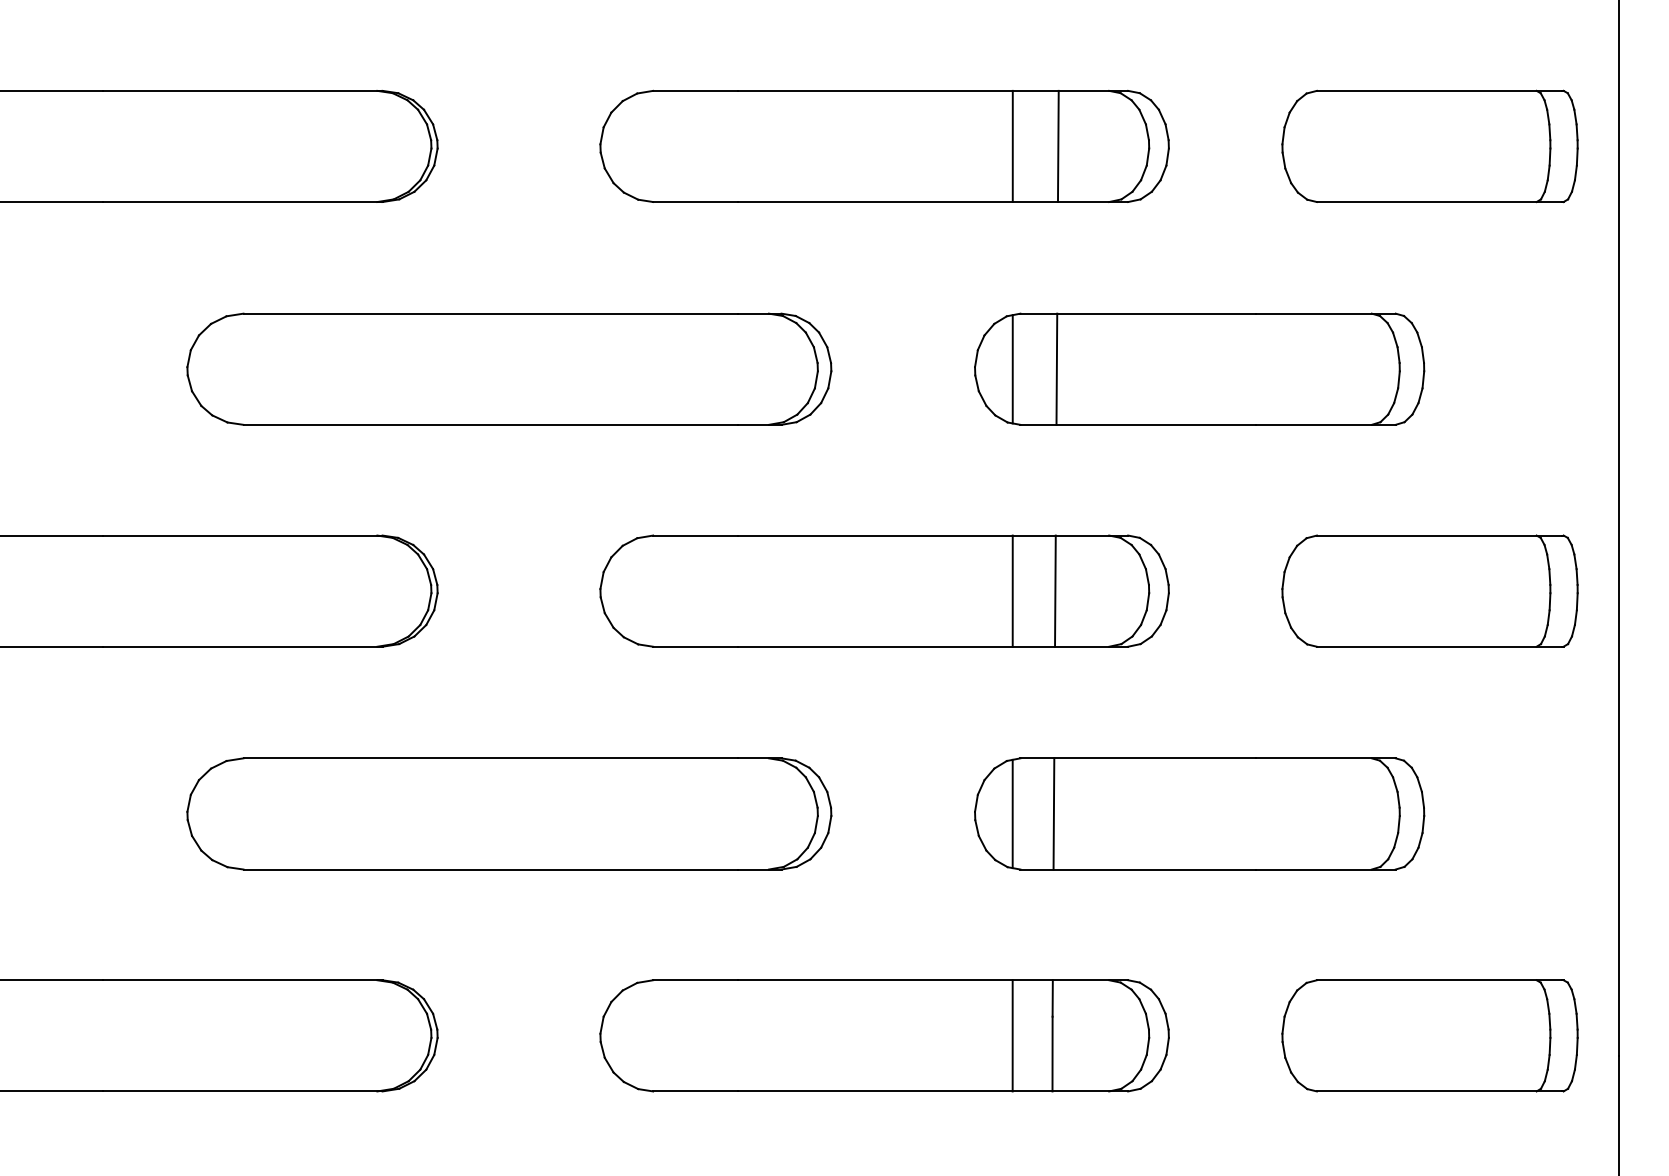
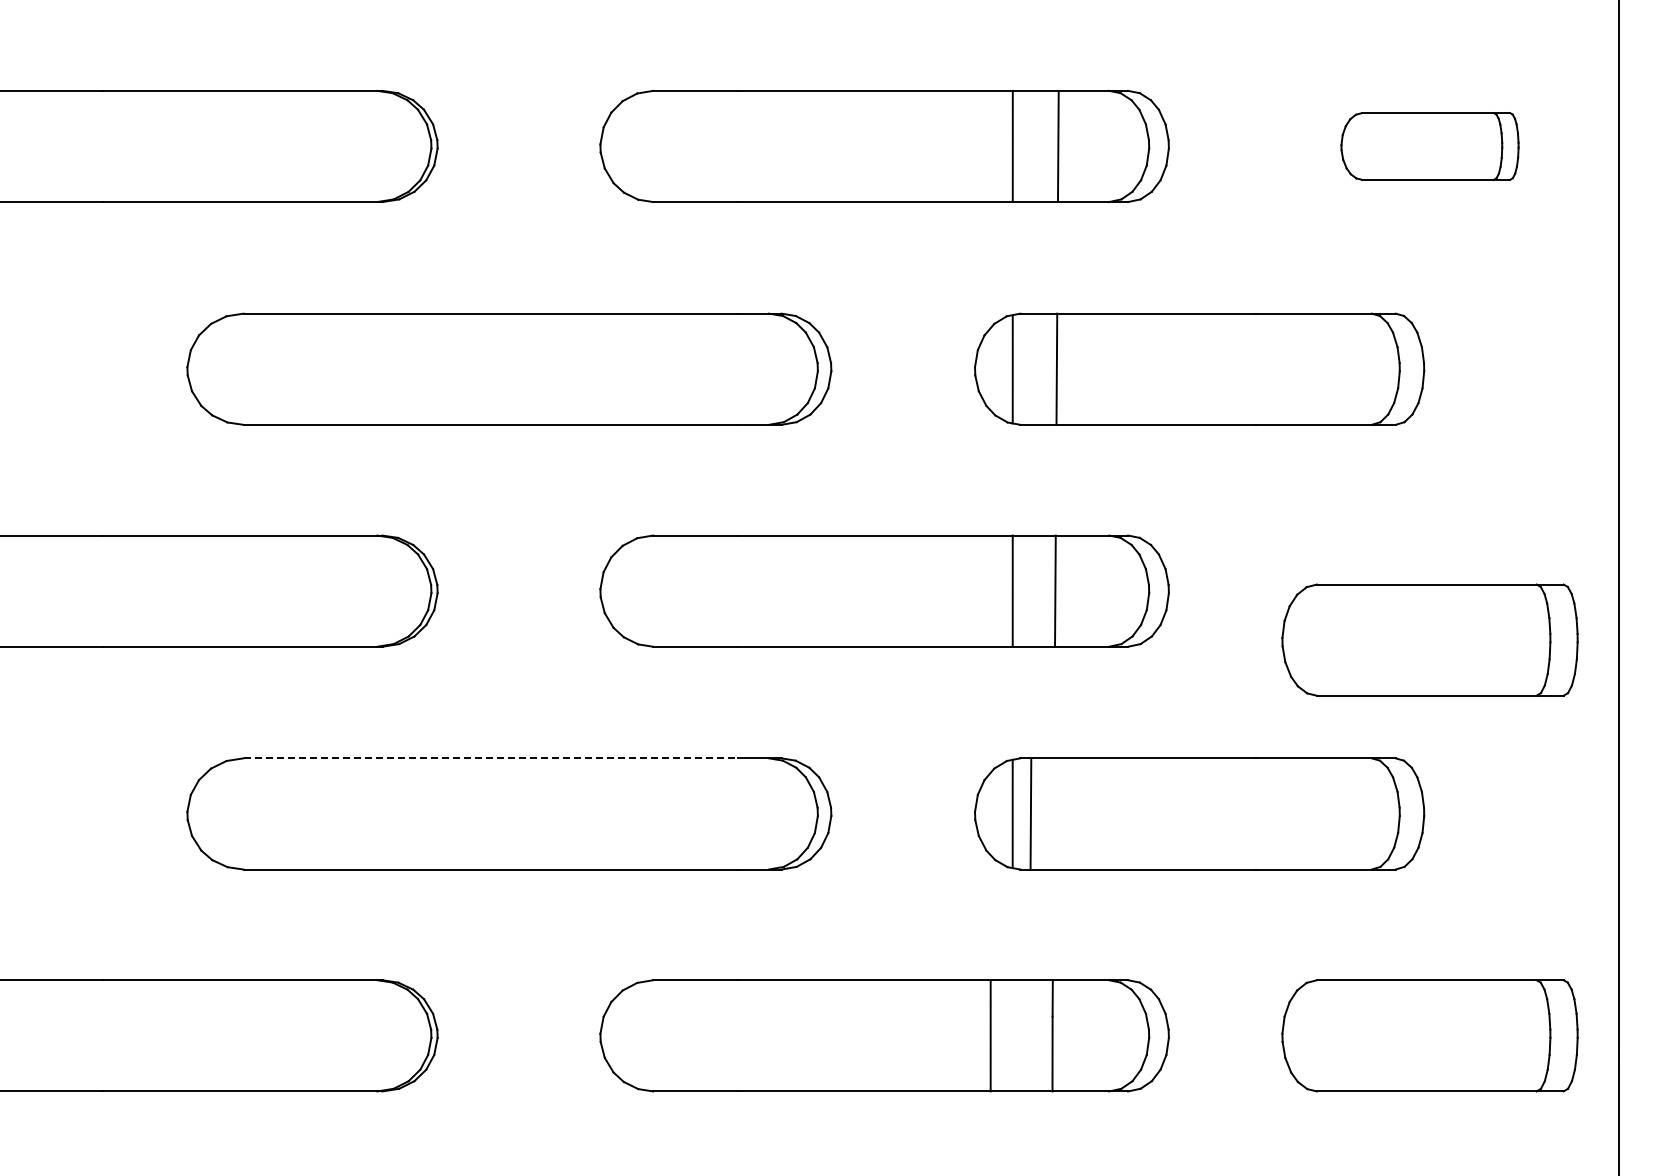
part size: 298x115 px -> 180x69 px (1429, 146)
part position: (1429, 590) -> (1429, 639) (1429, 639)
line: solid -> dashed (491, 758)
line position: (1053, 813) -> (1030, 813) (1030, 813)
line position: (1012, 1035) -> (990, 1035) (990, 1035)
